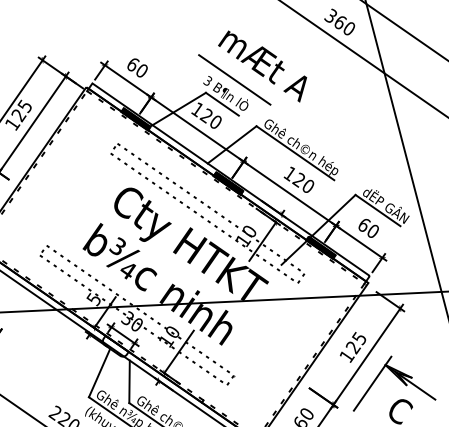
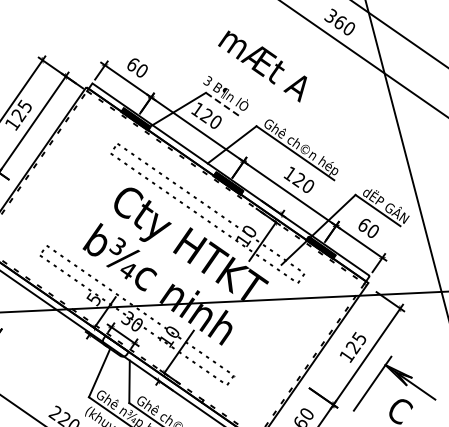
line position: (404, 30) -> (399, 33) (399, 33)
line: present -> none (234, 79)
line: solid -> dashed (222, 103)
